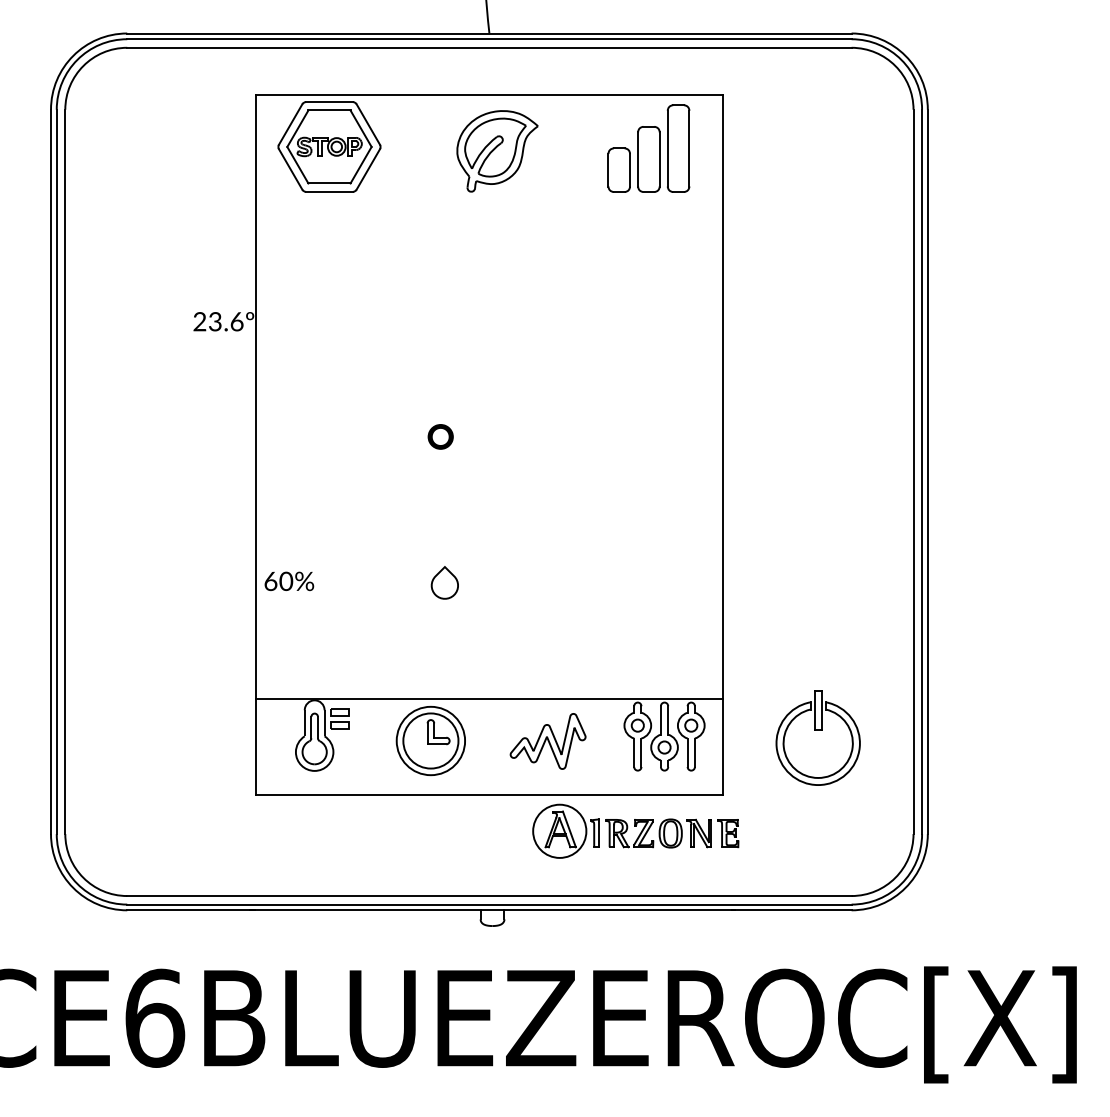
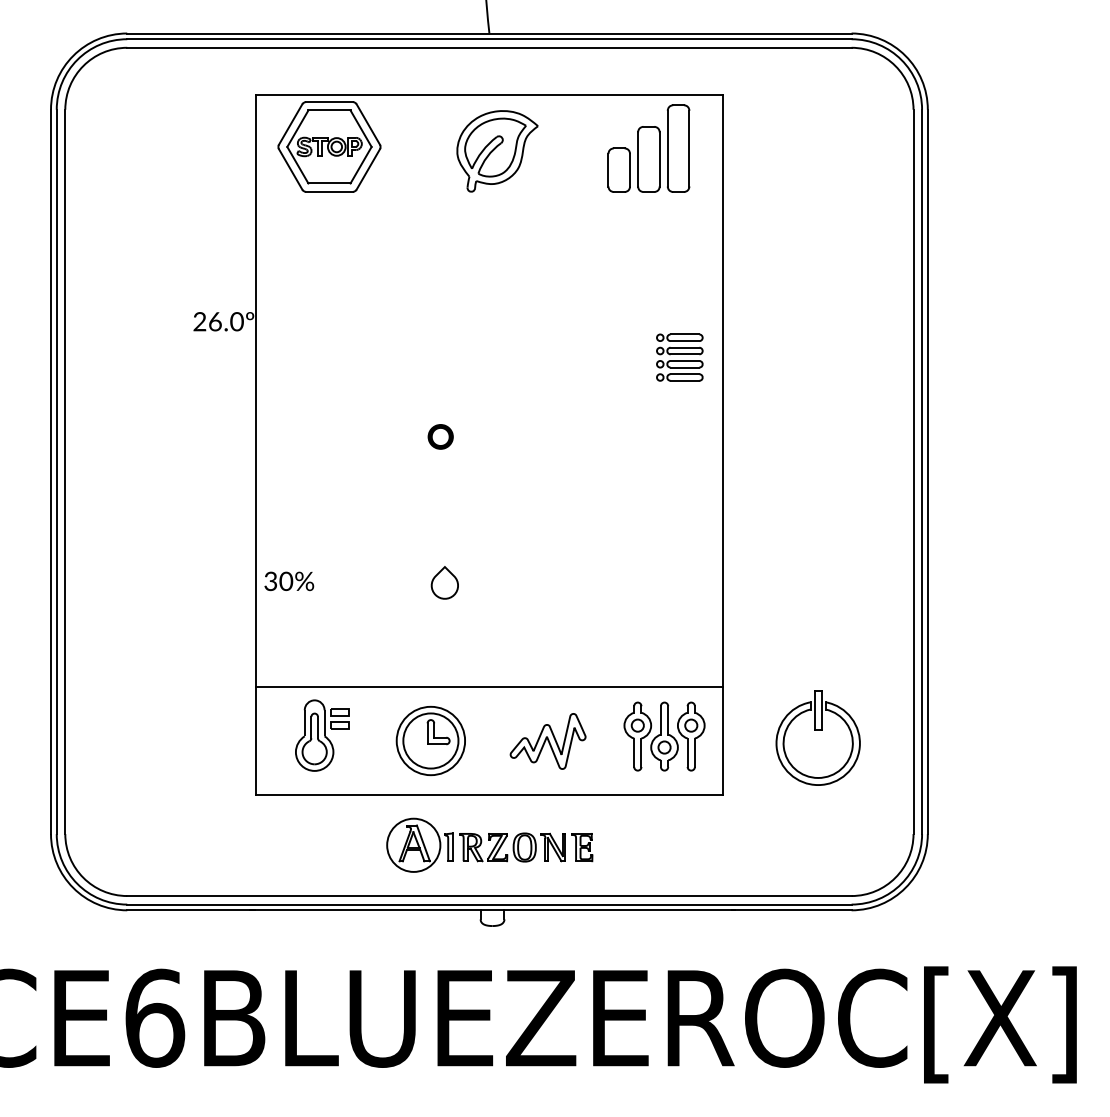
text: 23.6º -> 26.0º (226, 321)
part: none -> present (679, 357)
text: 60% -> 30% (270, 580)
line position: (488, 699) -> (488, 687) (488, 687)
part position: (635, 830) -> (489, 844) (489, 844)
